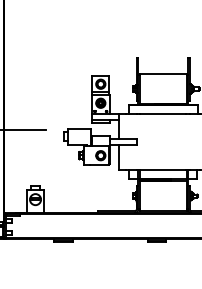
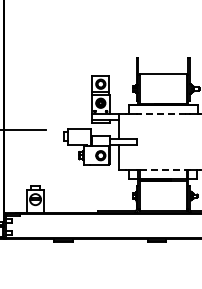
line: solid -> dashed (162, 113)
line: solid -> dashed (163, 169)
